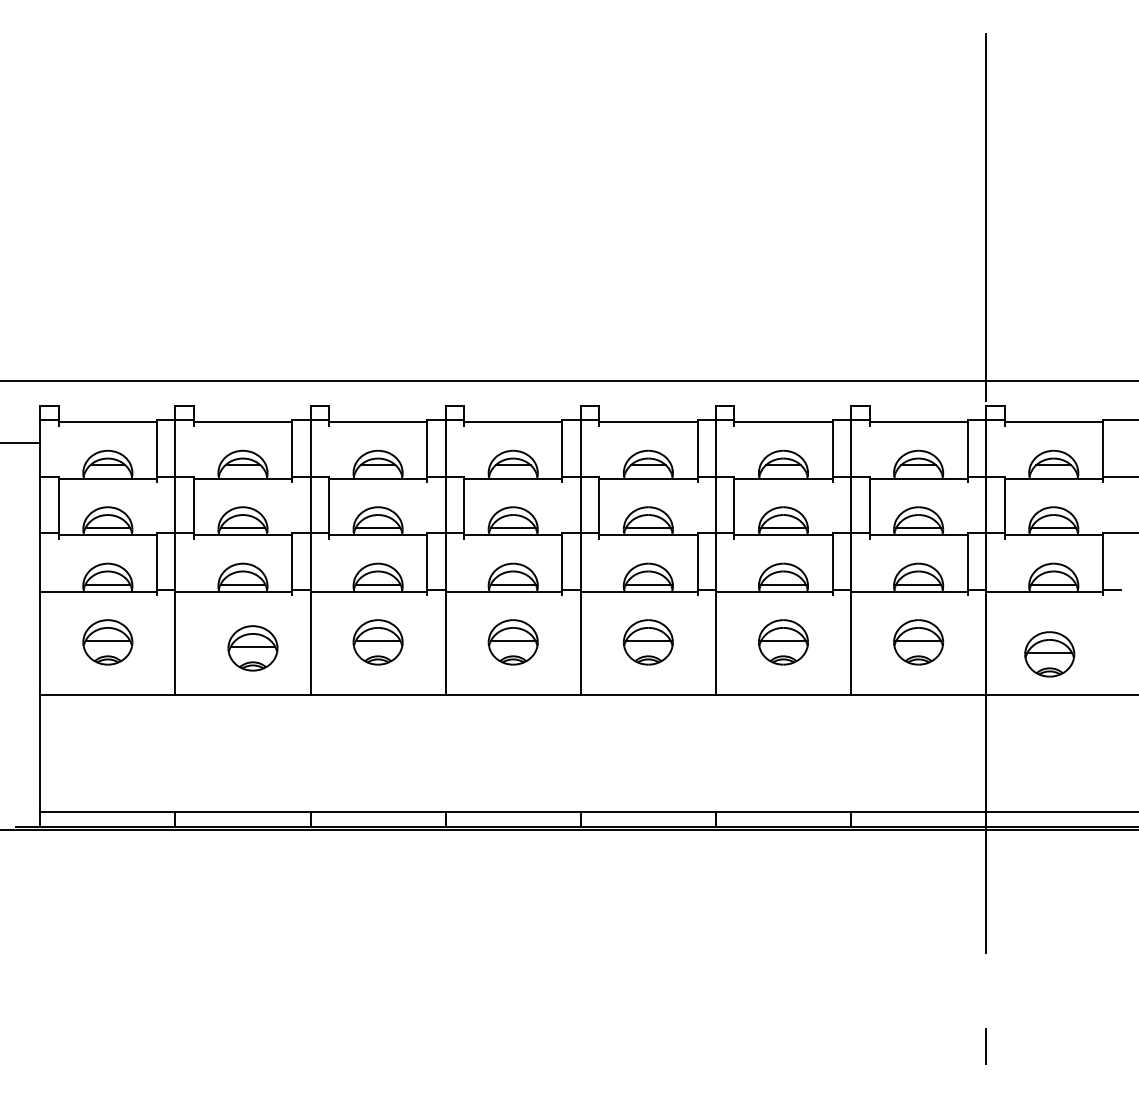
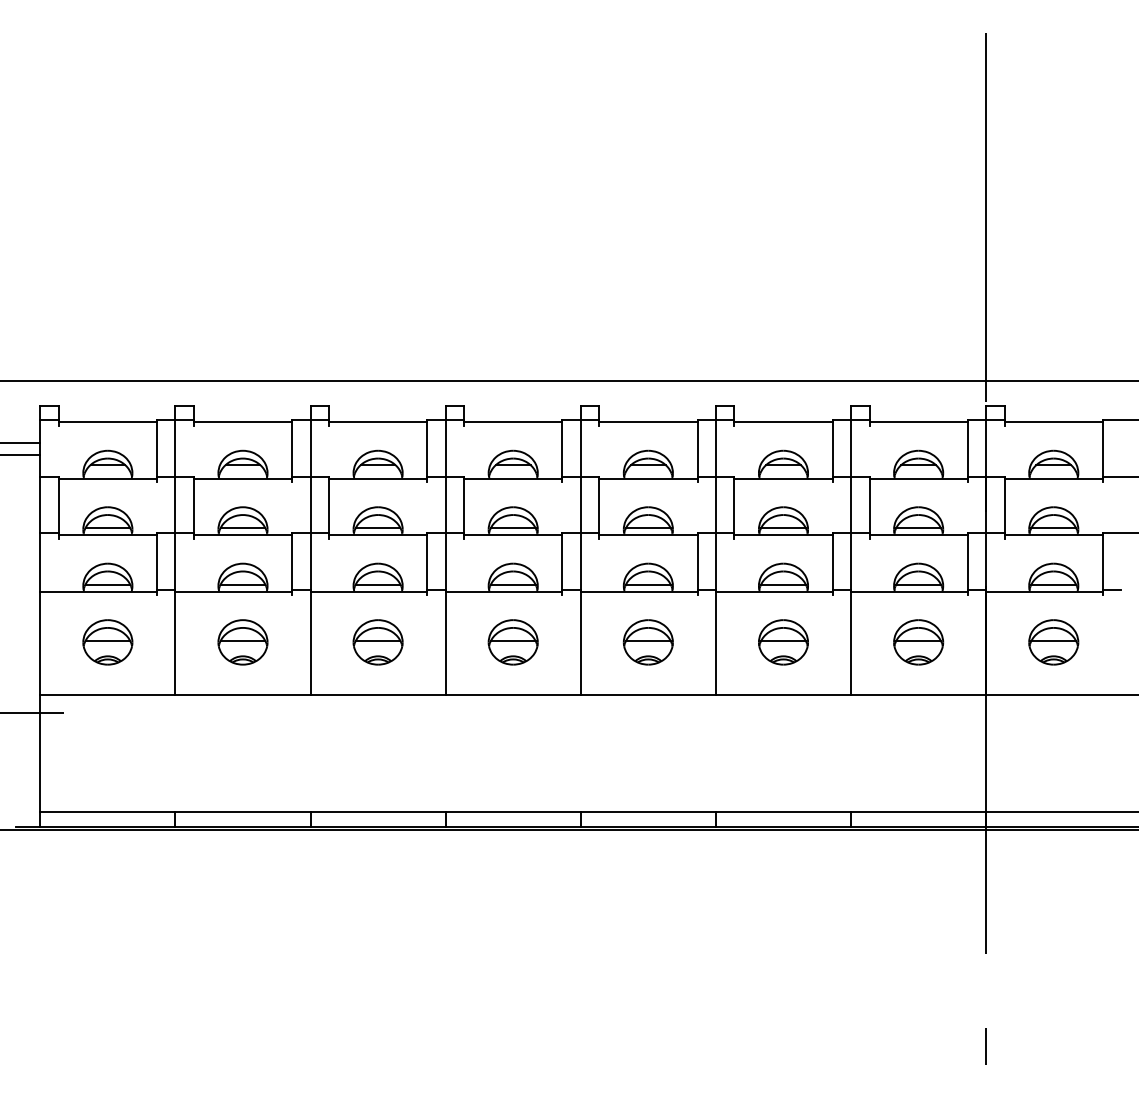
line: none -> present (21, 455)
part position: (252, 648) -> (242, 642) (242, 642)
part position: (1049, 654) -> (1053, 642) (1053, 642)
line: none -> present (33, 713)
